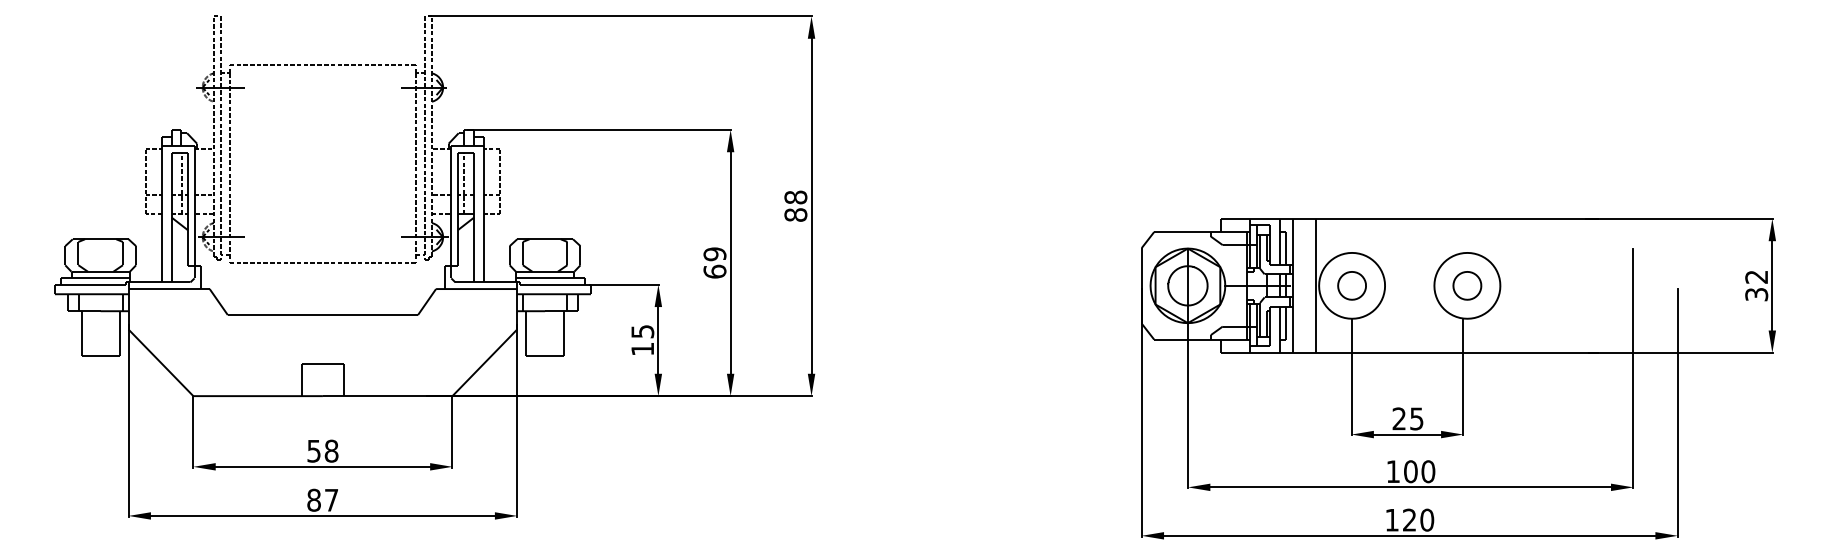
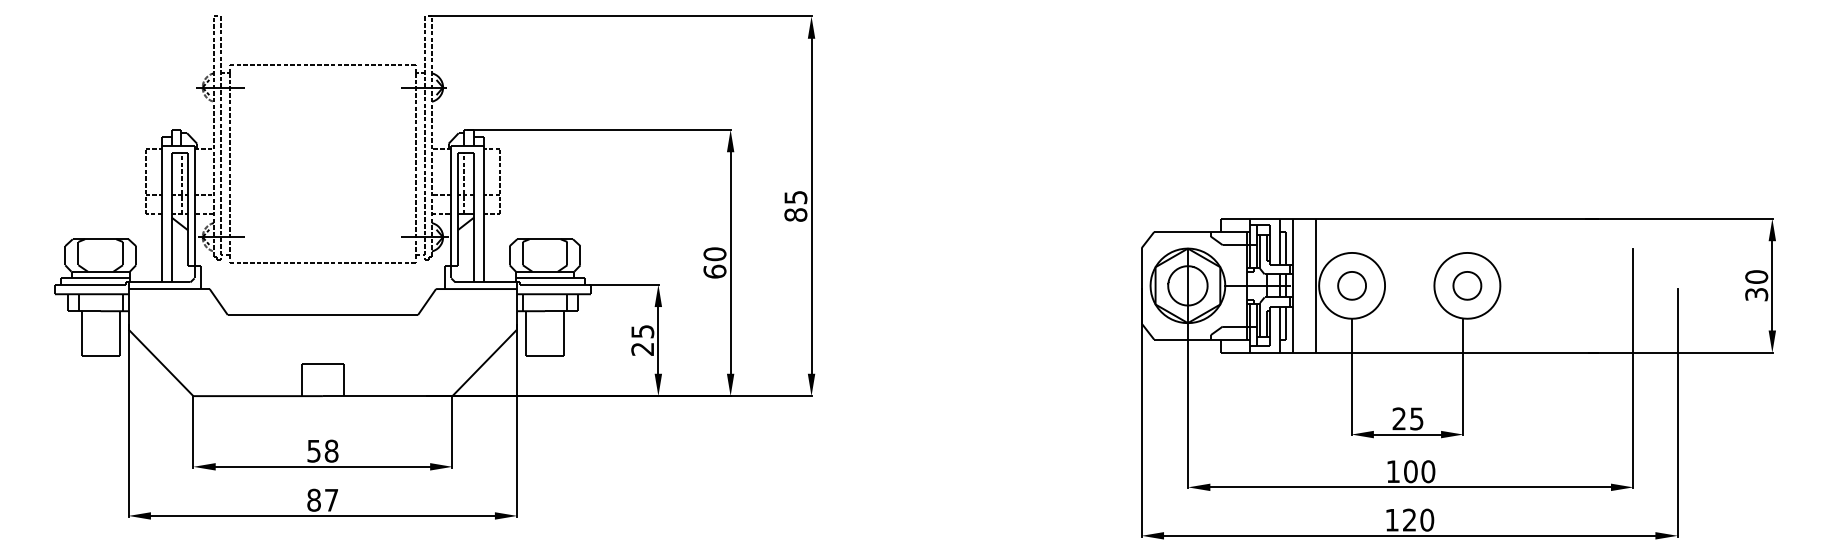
text: 88 -> 85 (795, 197)
text: 69 -> 60 (714, 254)
text: 32 -> 30 (1756, 276)
text: 15 -> 25 (642, 349)
